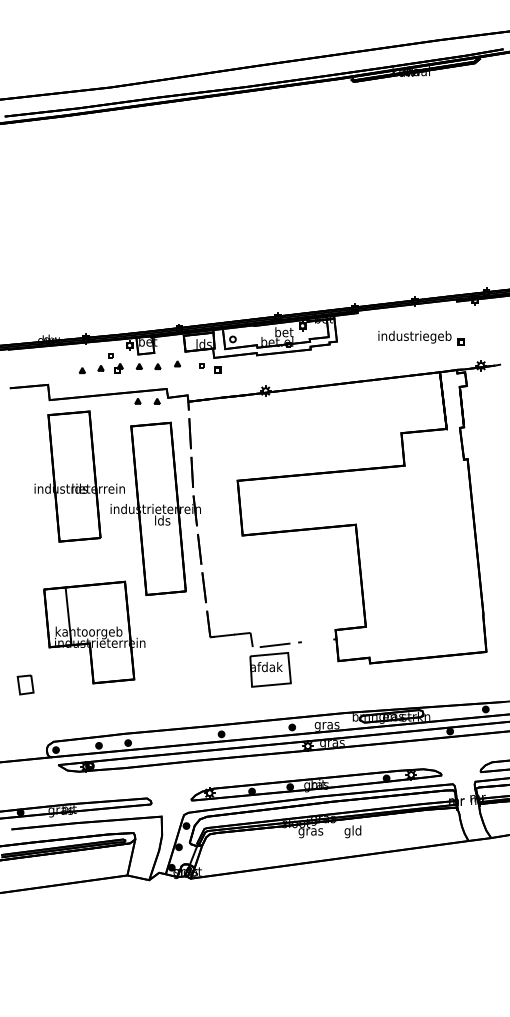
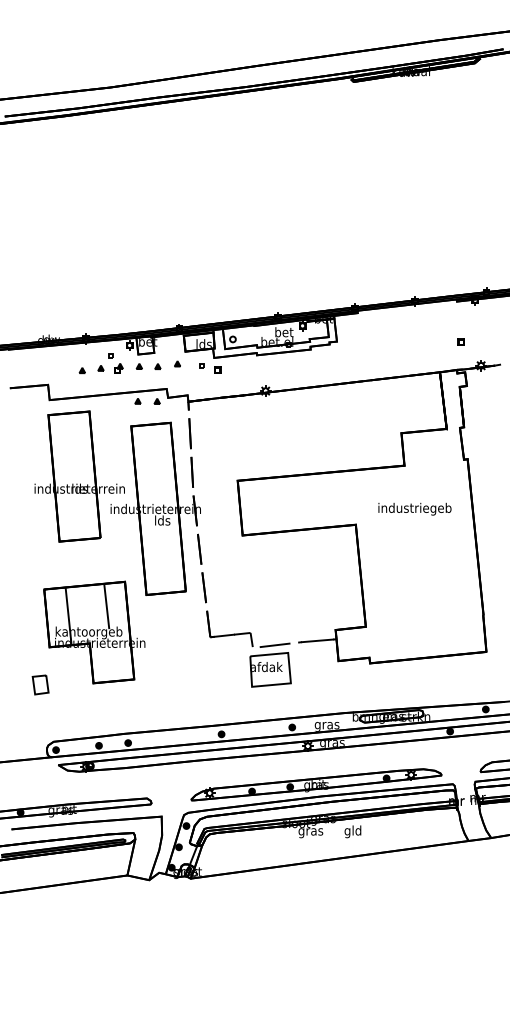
text position: (414, 336) -> (414, 508) (414, 508)
line: none -> present (106, 606)
line: none -> present (317, 640)
part position: (25, 684) -> (40, 684) (40, 684)
